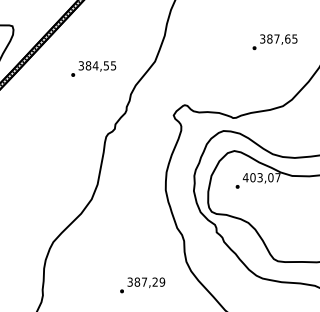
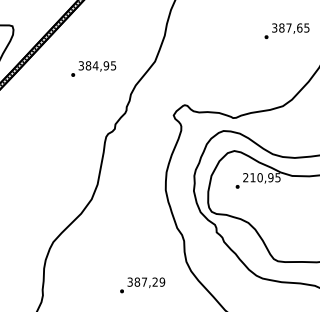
text position: (274, 42) -> (286, 31) (286, 31)
text: 384,55 -> 384,95 (106, 65)
text: 403,07 -> 210,95 (261, 177)
